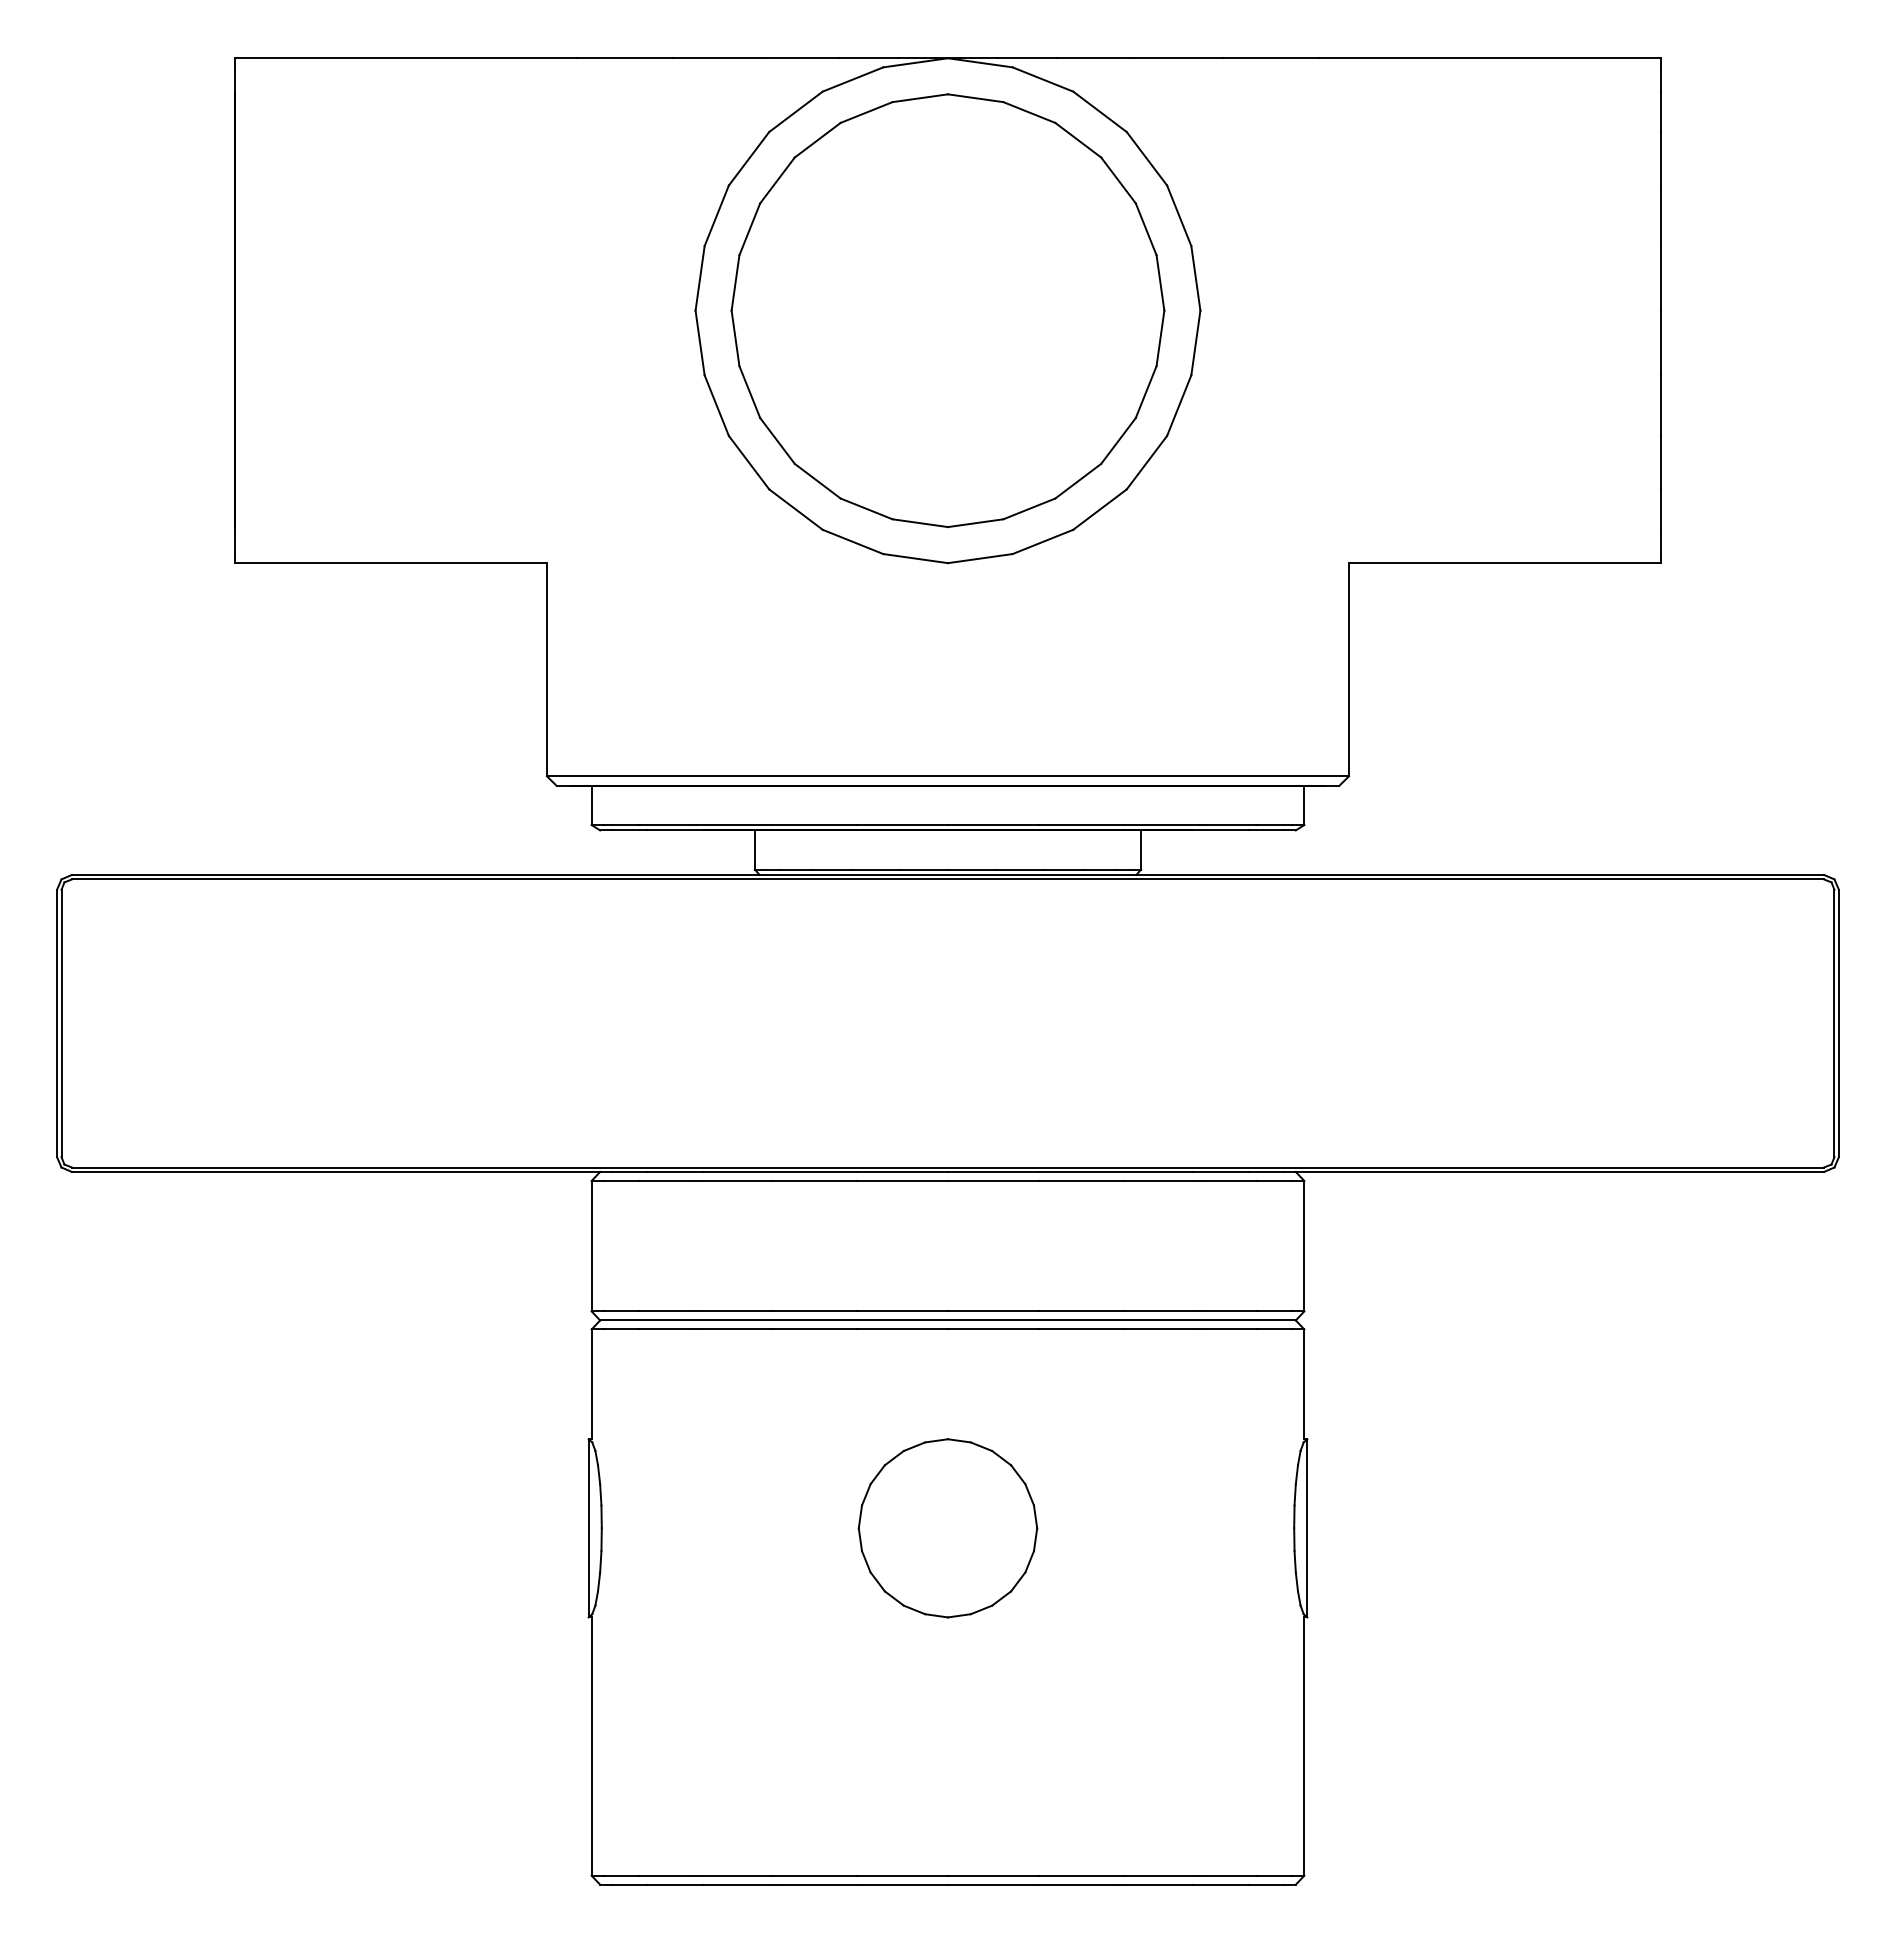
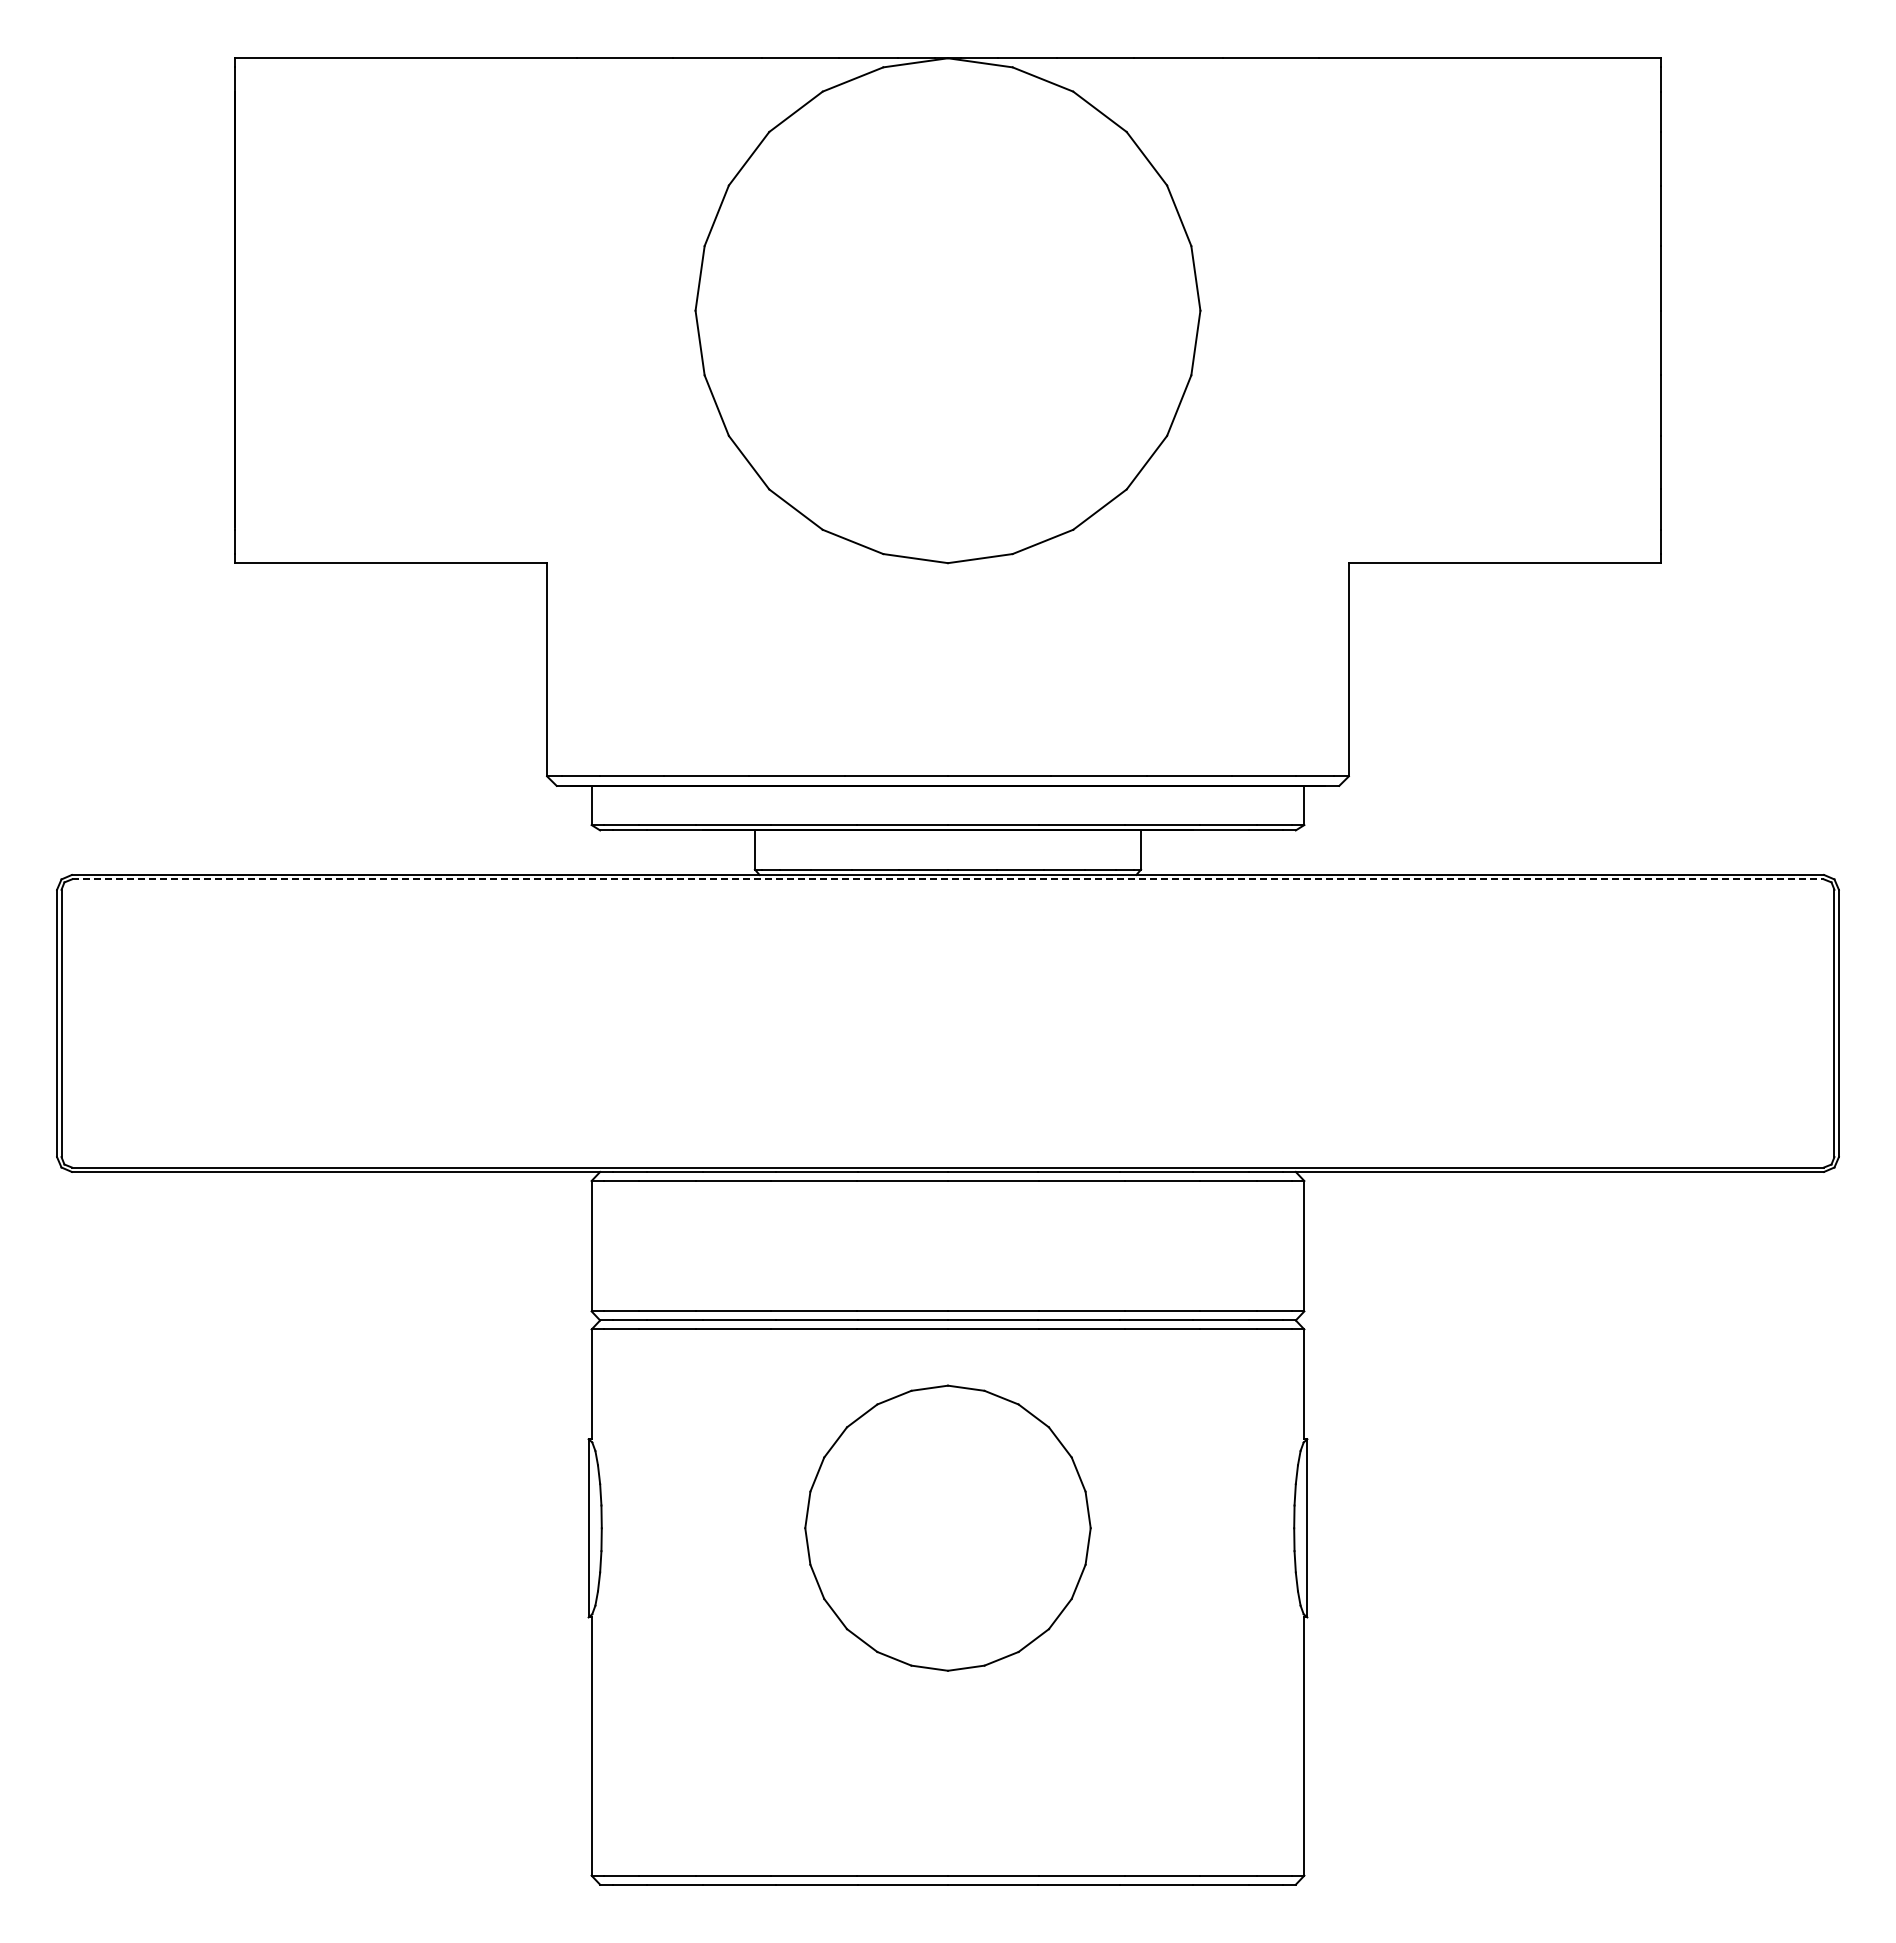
part: present -> none (947, 310)
line: solid -> dashed (948, 879)
part size: 182x181 px -> 288x288 px (947, 1527)
